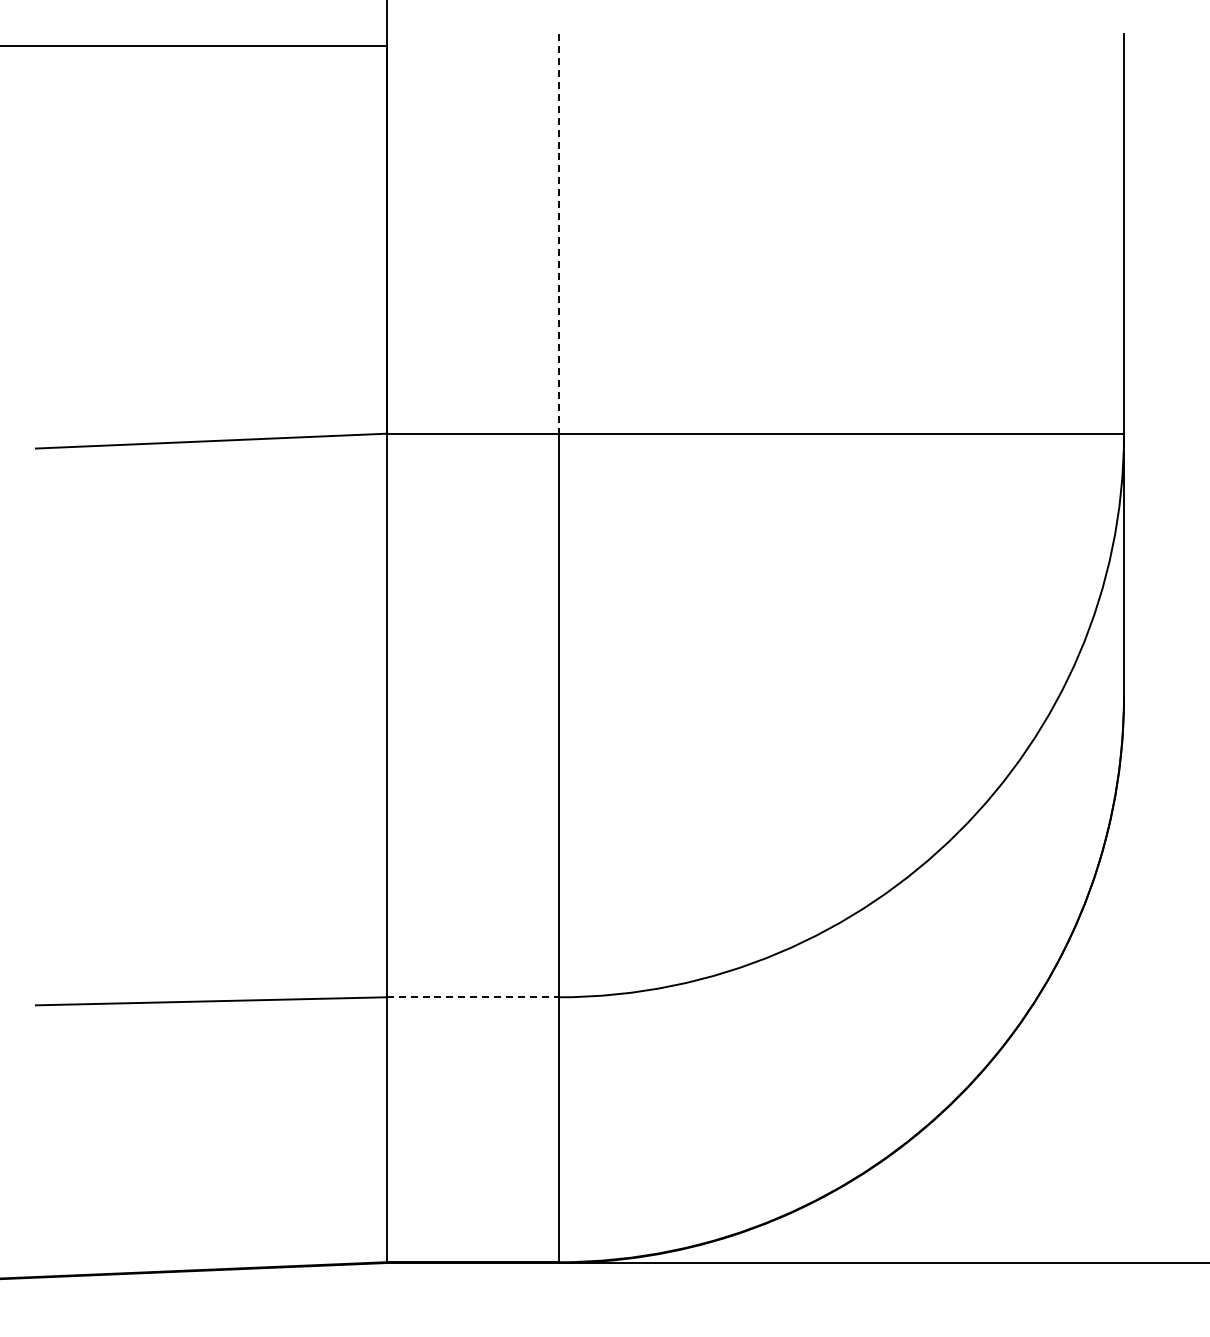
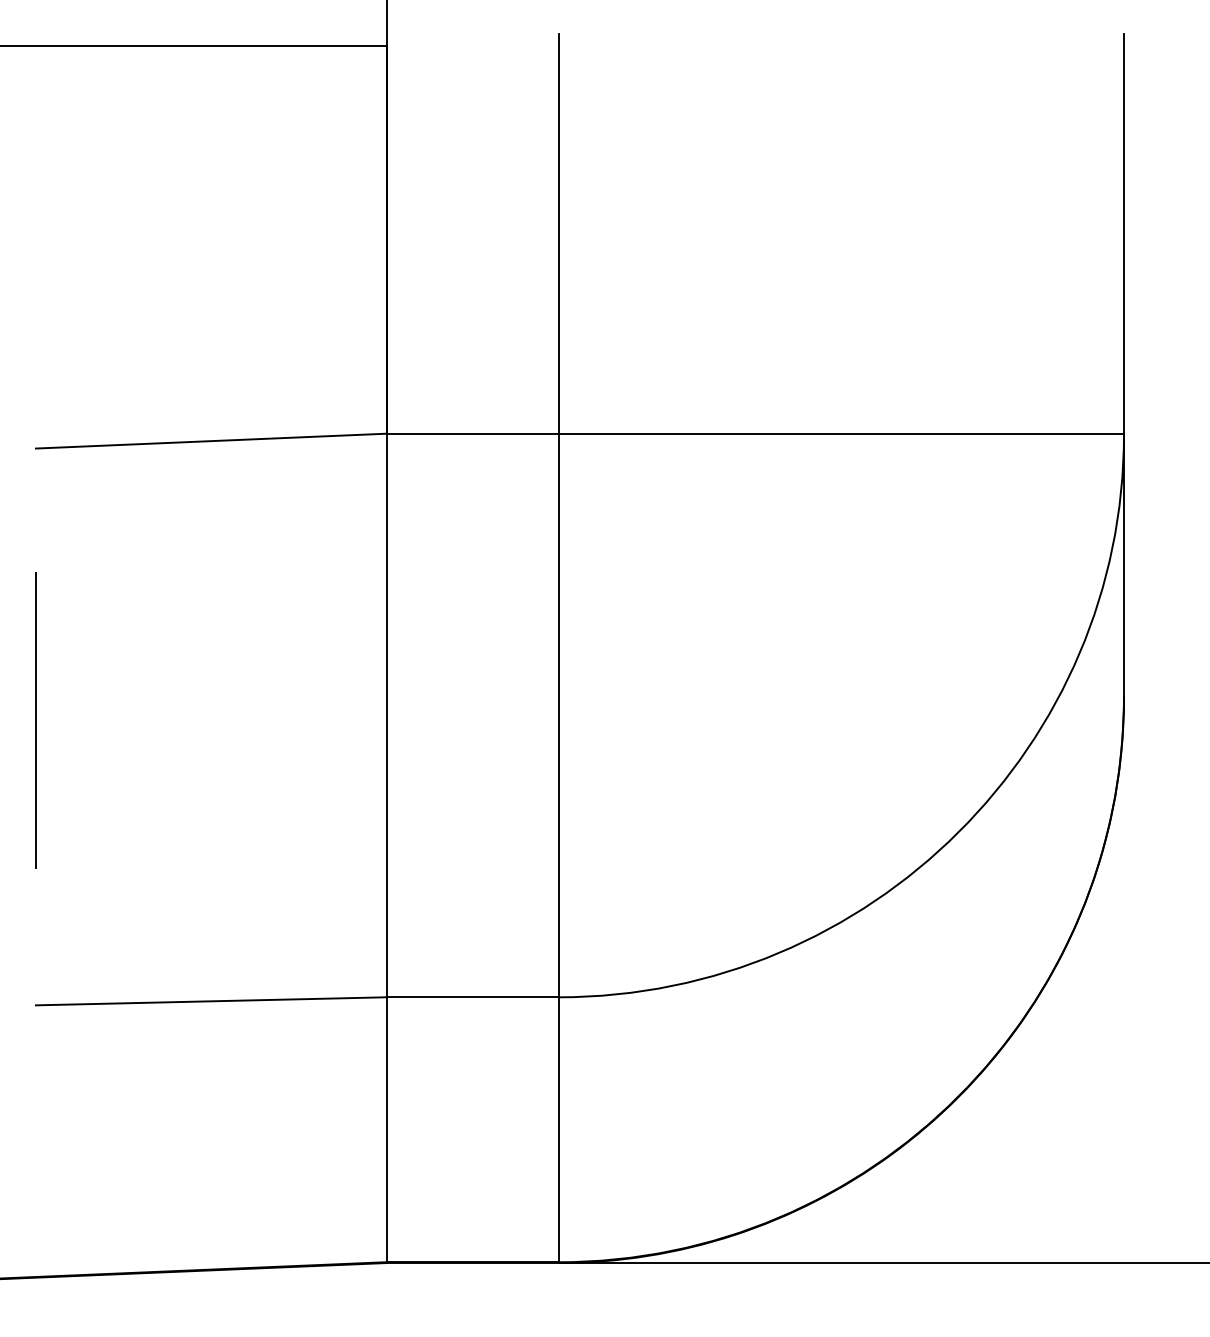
line: dashed -> solid (558, 234)
line: none -> present (35, 720)
line: dashed -> solid (473, 997)
